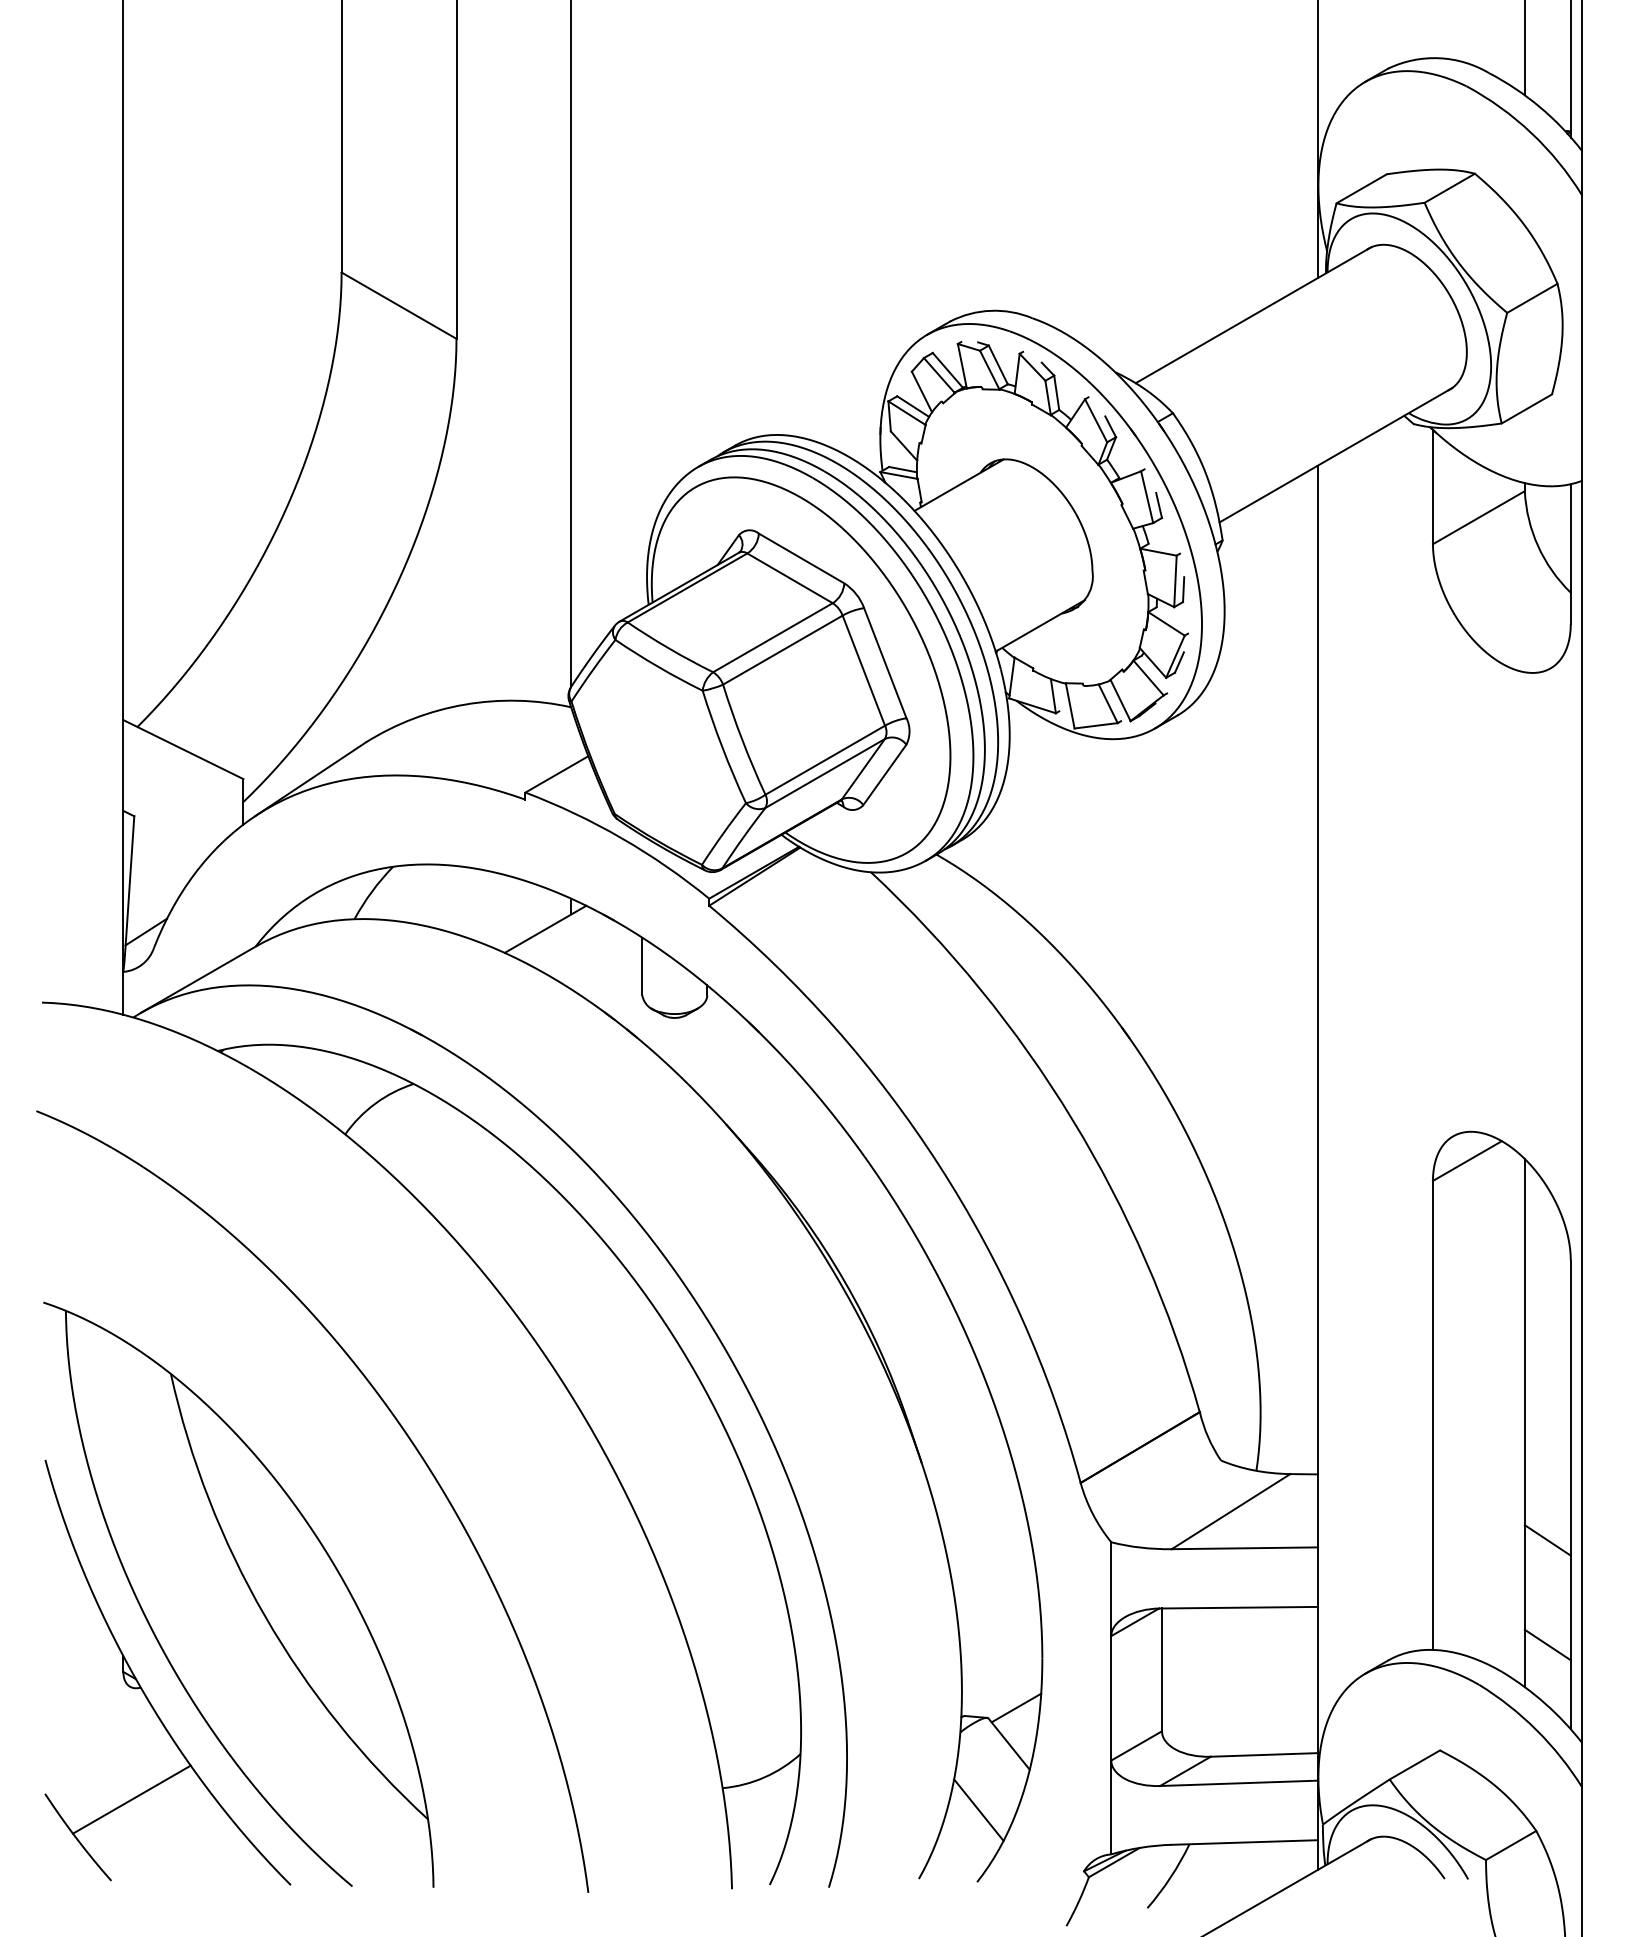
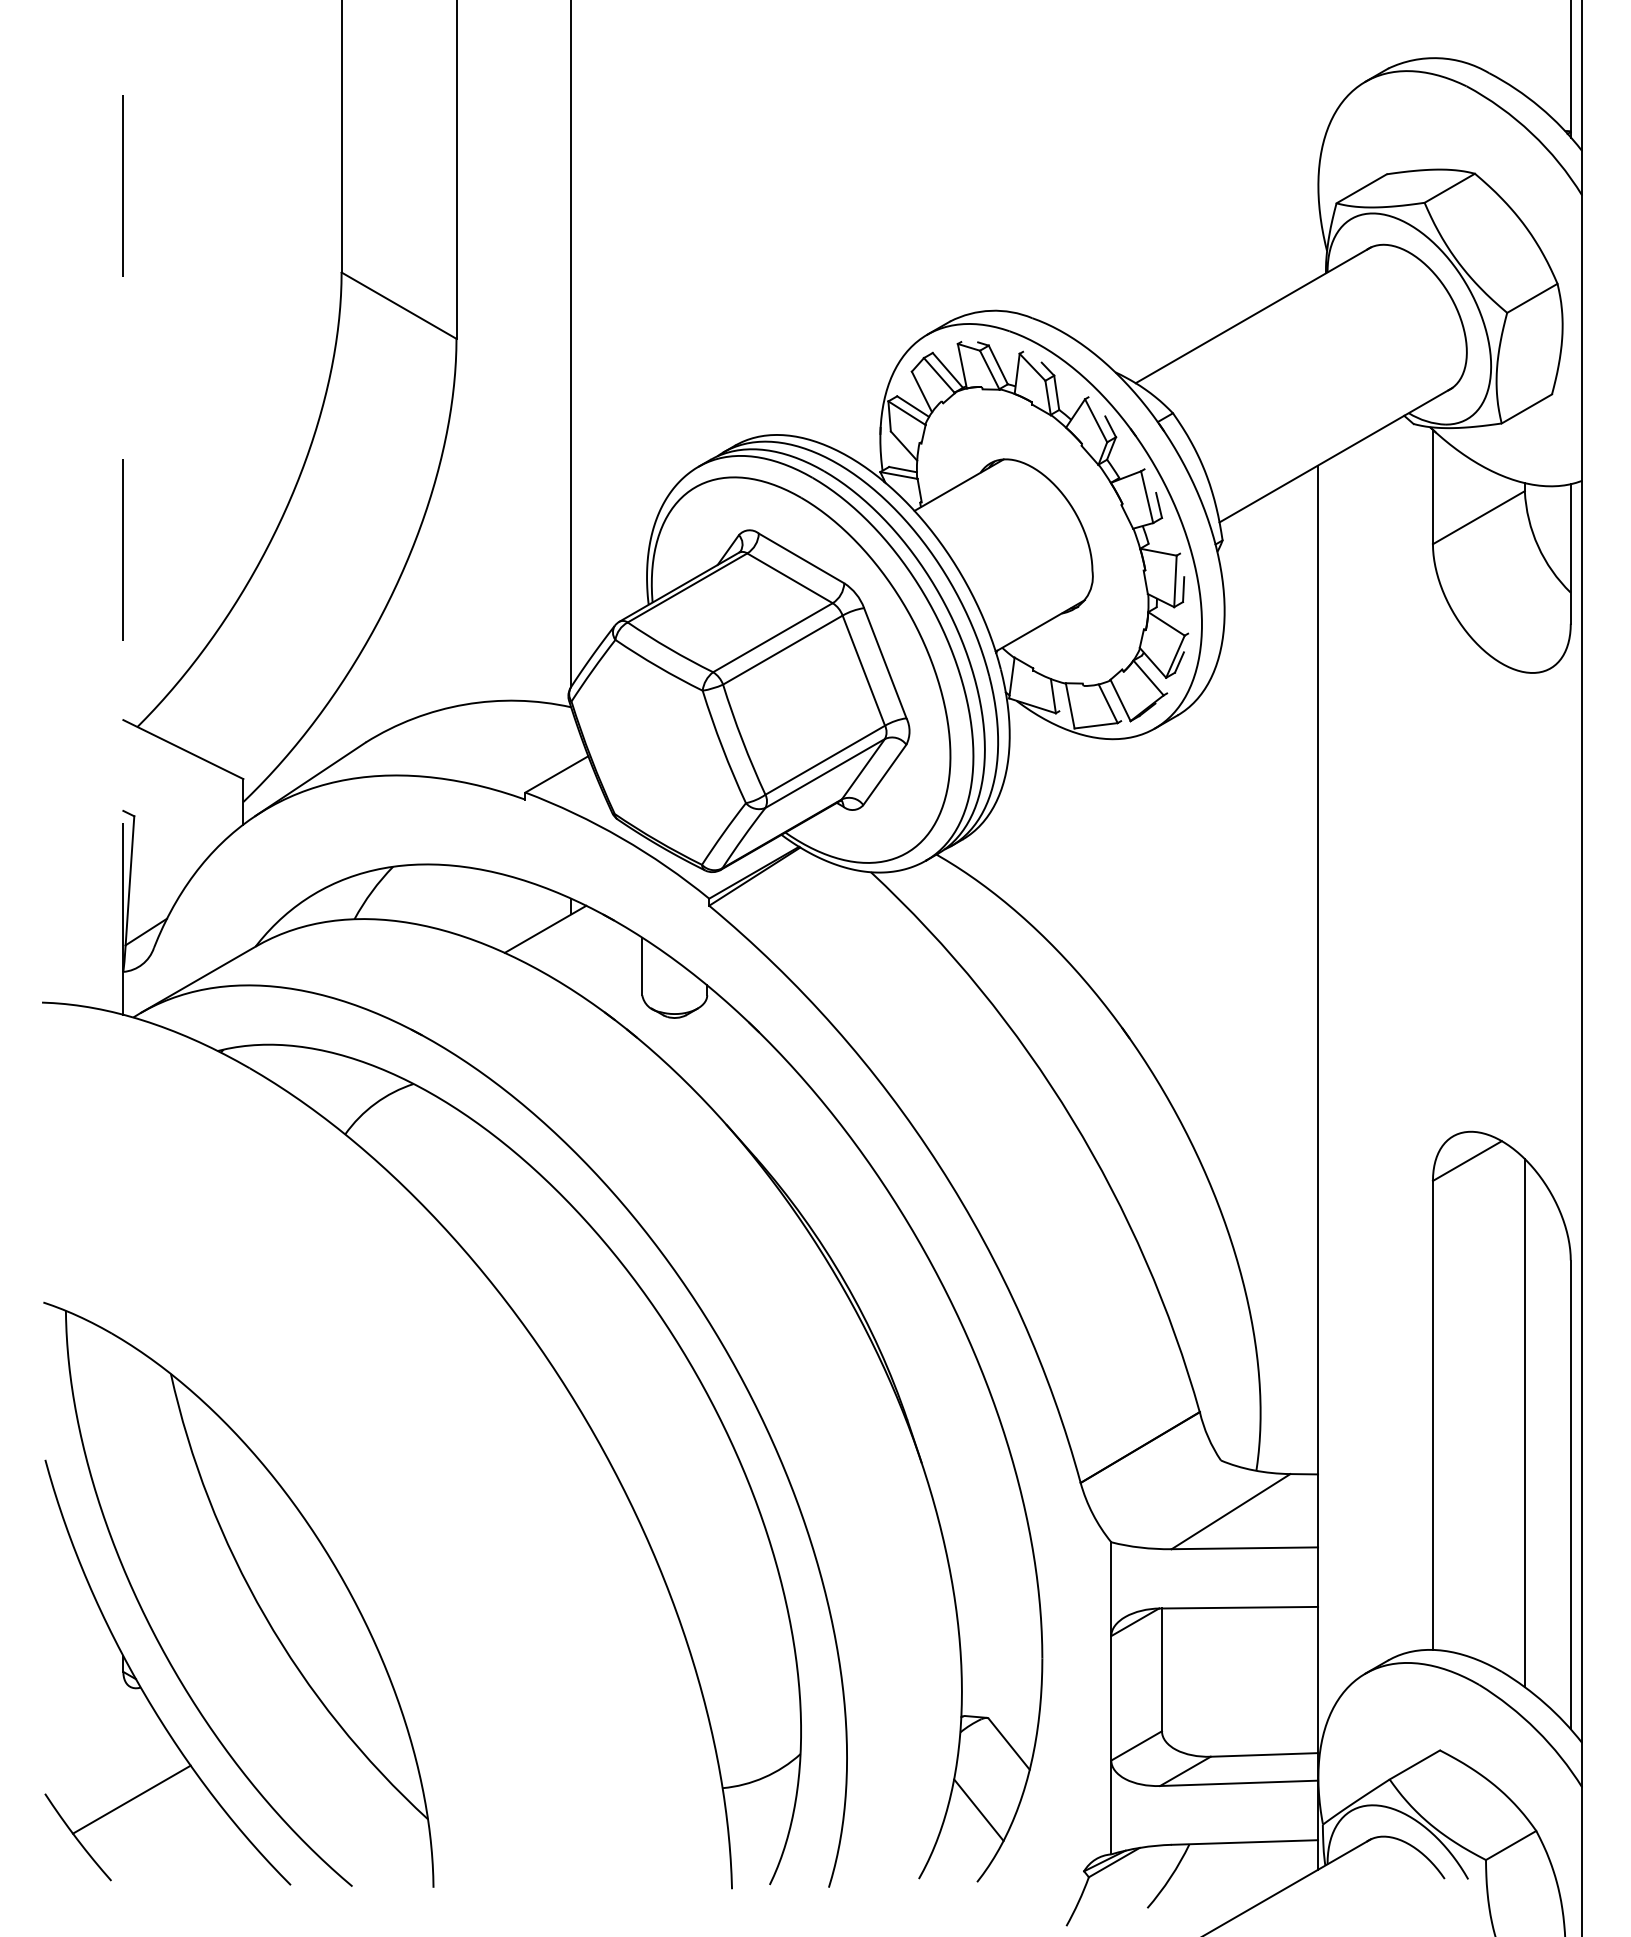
line: present -> none (1524, 48)
line: present -> none (1318, 139)
line: solid -> dashed (123, 486)
part: present -> none (407, 1437)
line: present -> none (1547, 1540)
line: present -> none (1547, 1644)
line: present -> none (1016, 1707)
